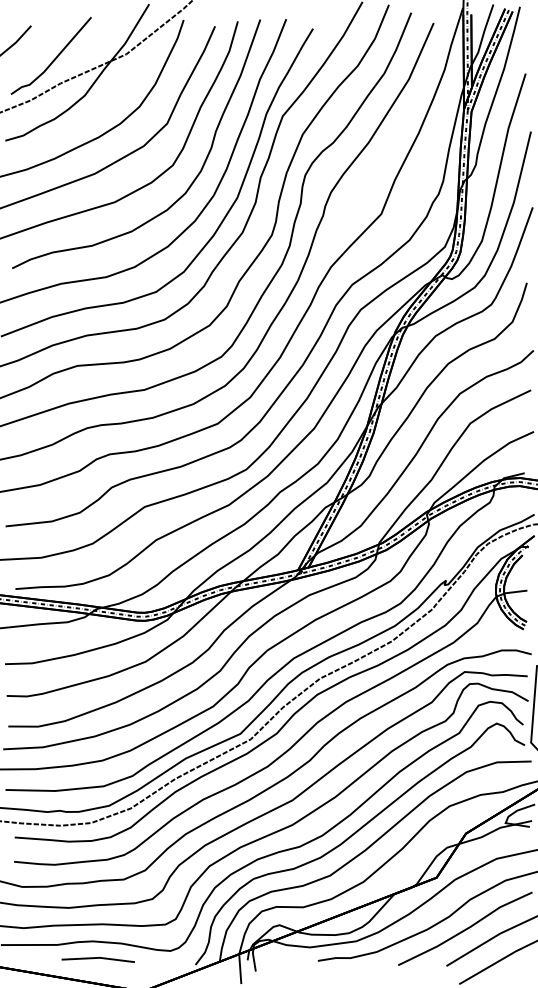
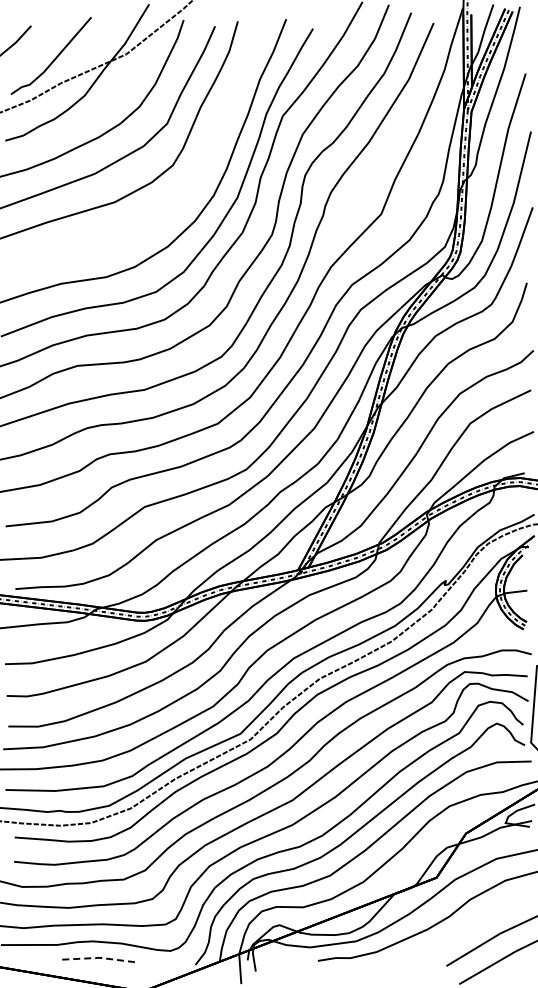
curve: present -> none (191, 182)
line: present -> none (465, 928)
line: solid -> dashed (98, 957)
